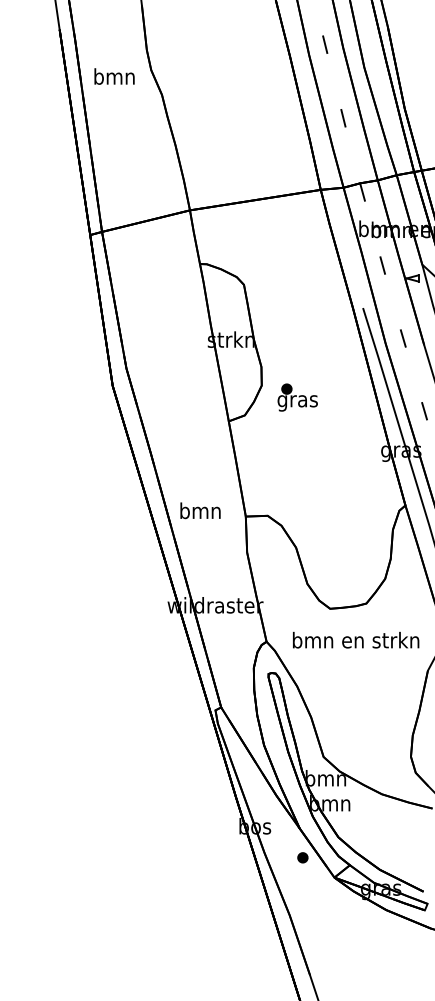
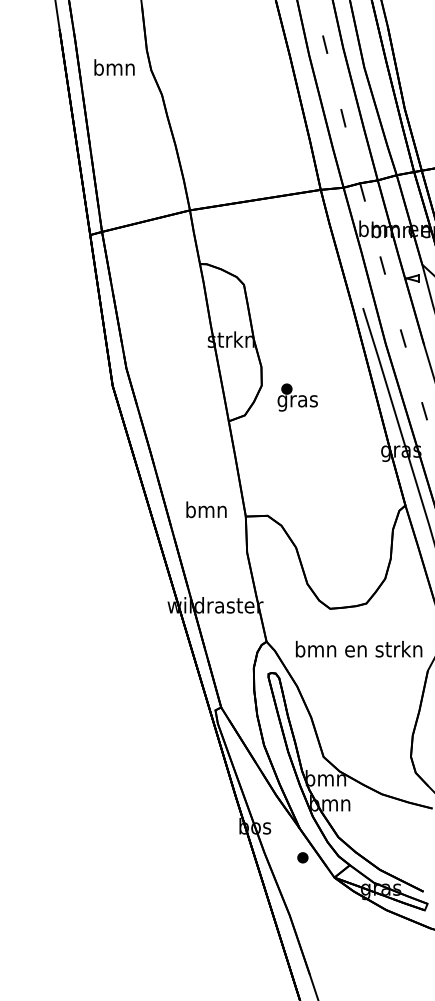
text position: (114, 76) -> (114, 67) (114, 67)
text position: (200, 510) -> (206, 509) (206, 509)
text position: (356, 639) -> (359, 648) (359, 648)
